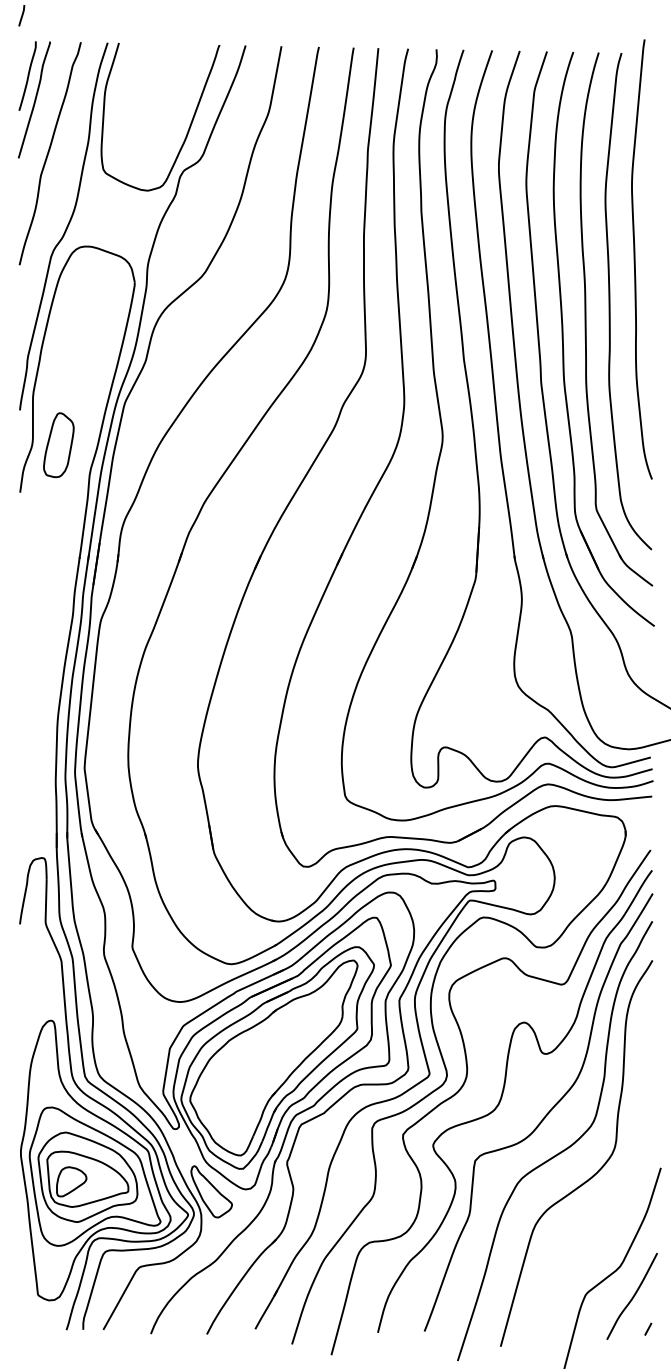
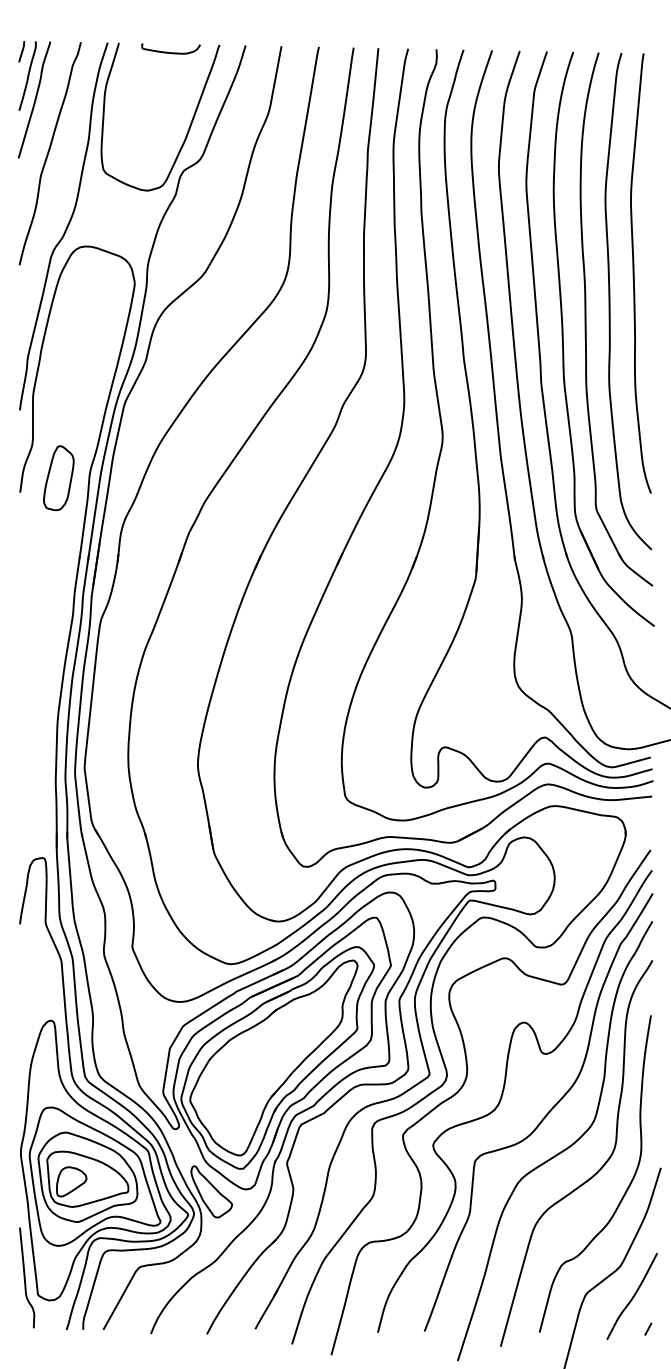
line position: (21, 15) -> (21, 51) (21, 51)
curve: none -> present (170, 52)
curve position: (635, 259) -> (634, 273) (634, 273)
part position: (58, 445) -> (58, 478) (58, 478)
curve: none -> present (625, 1190)
curve: none -> present (25, 1277)
